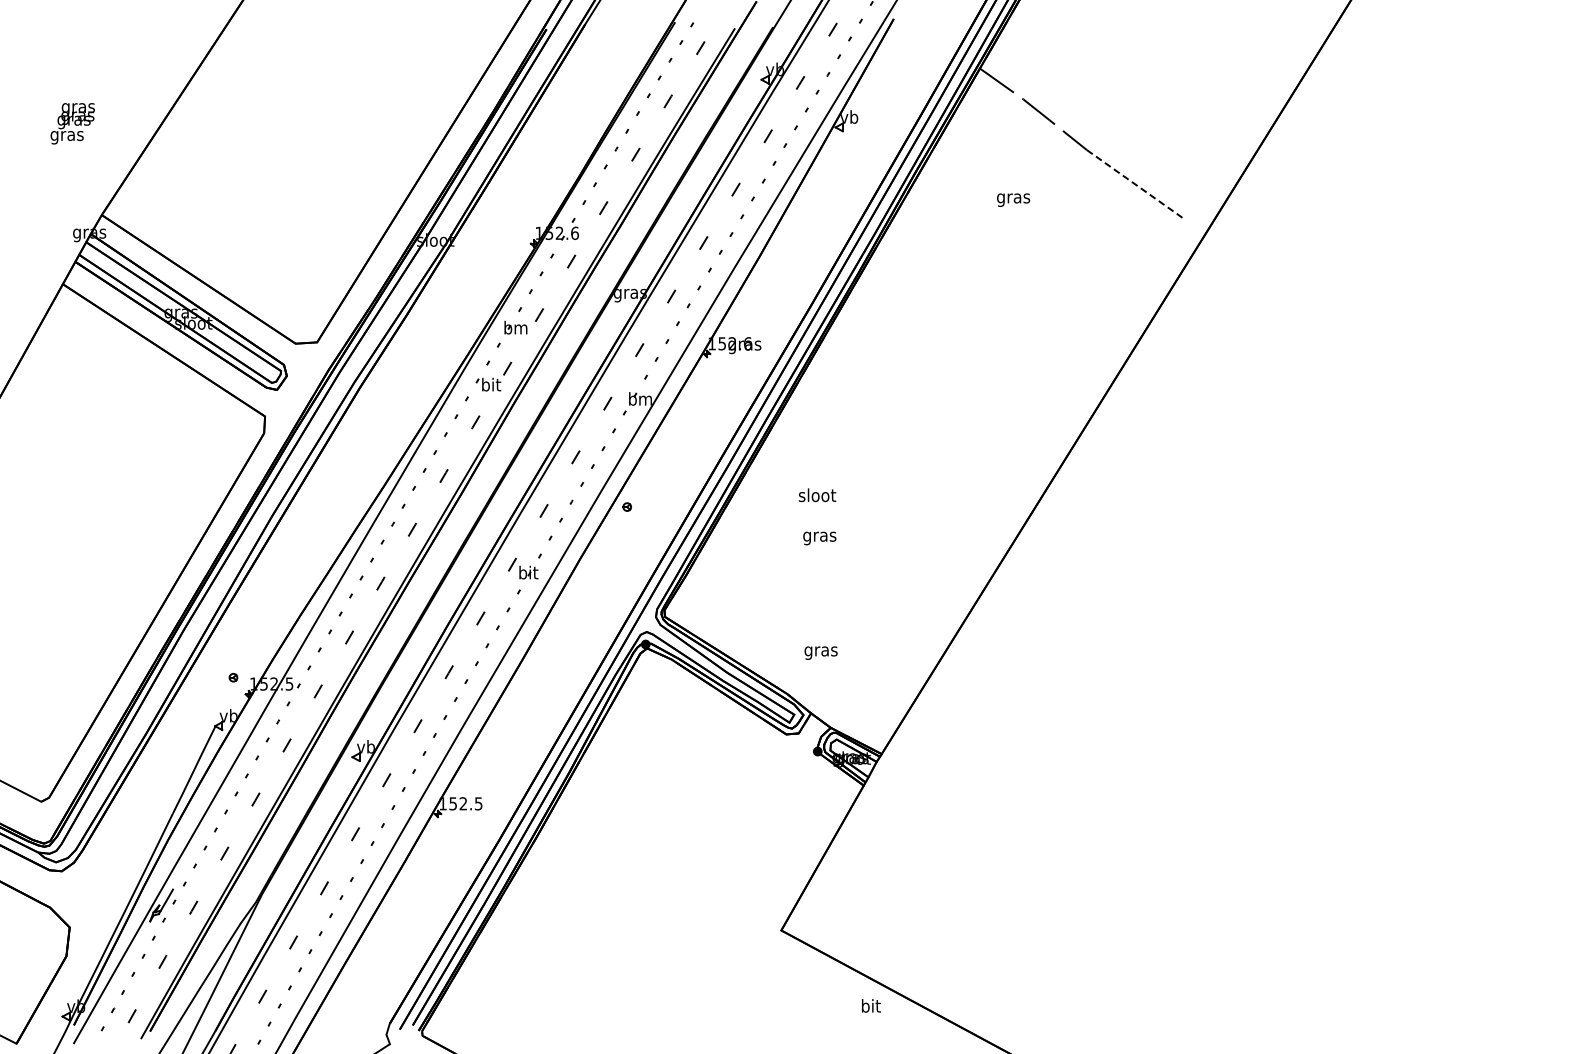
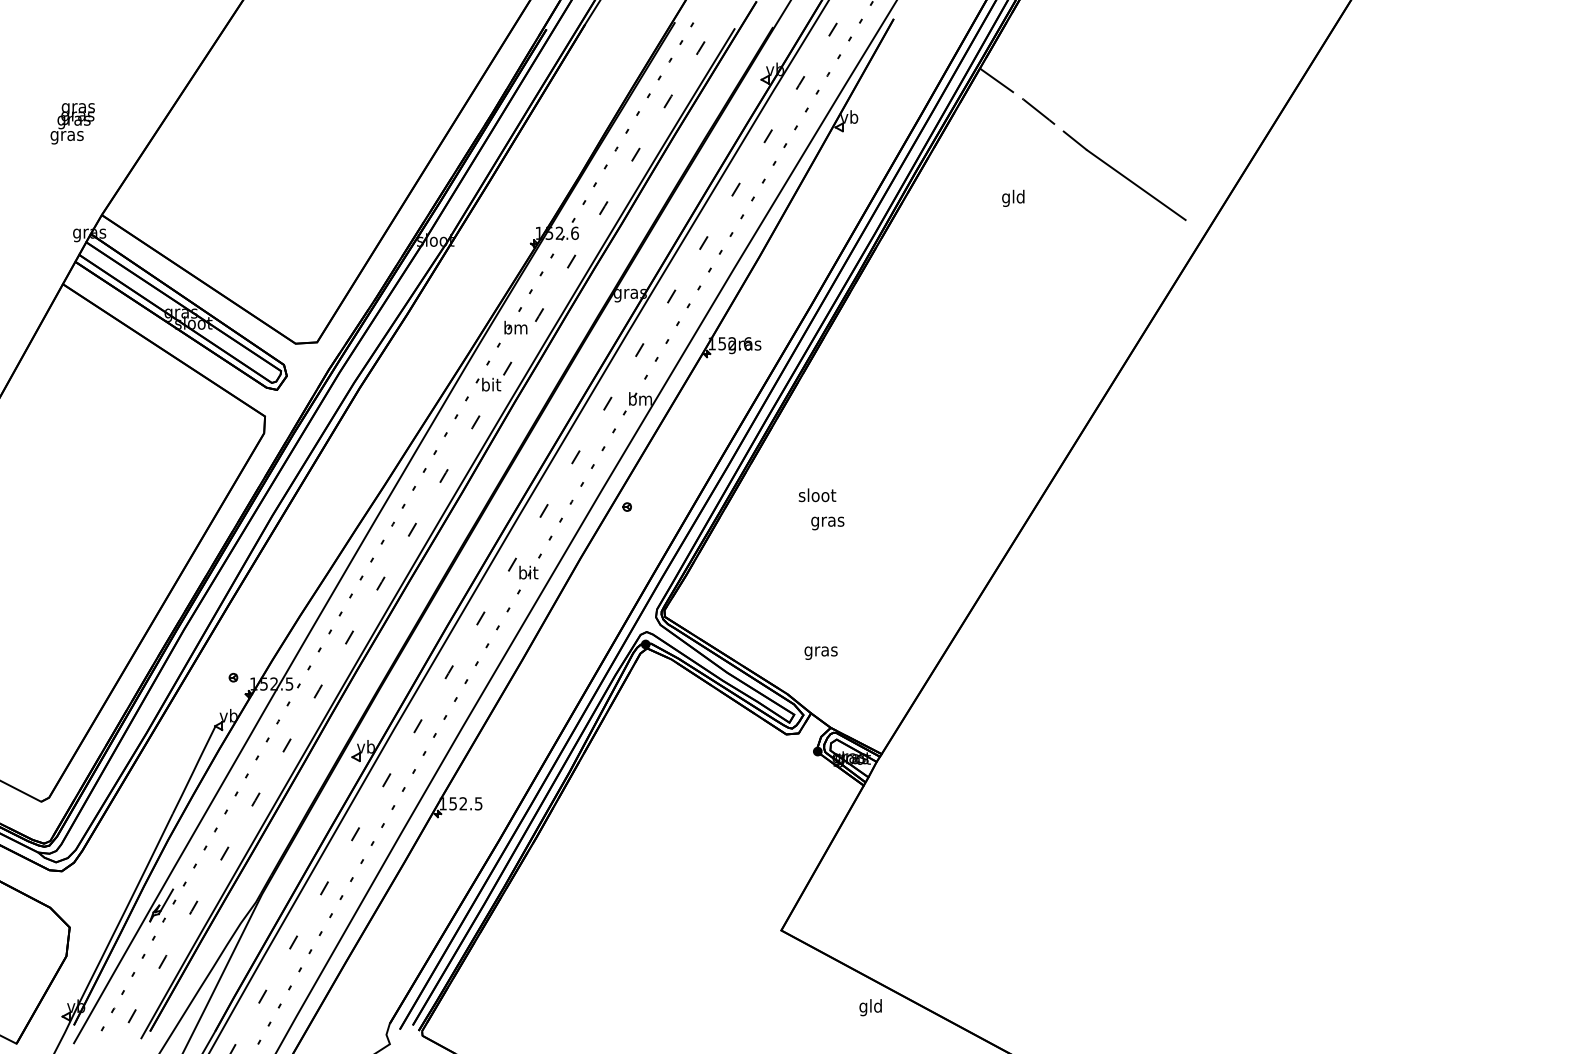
line: dashed -> solid (1136, 185)
text: gras -> gld (1013, 197)
text position: (819, 538) -> (827, 523) (827, 523)
text: bit -> gld (870, 1007)
